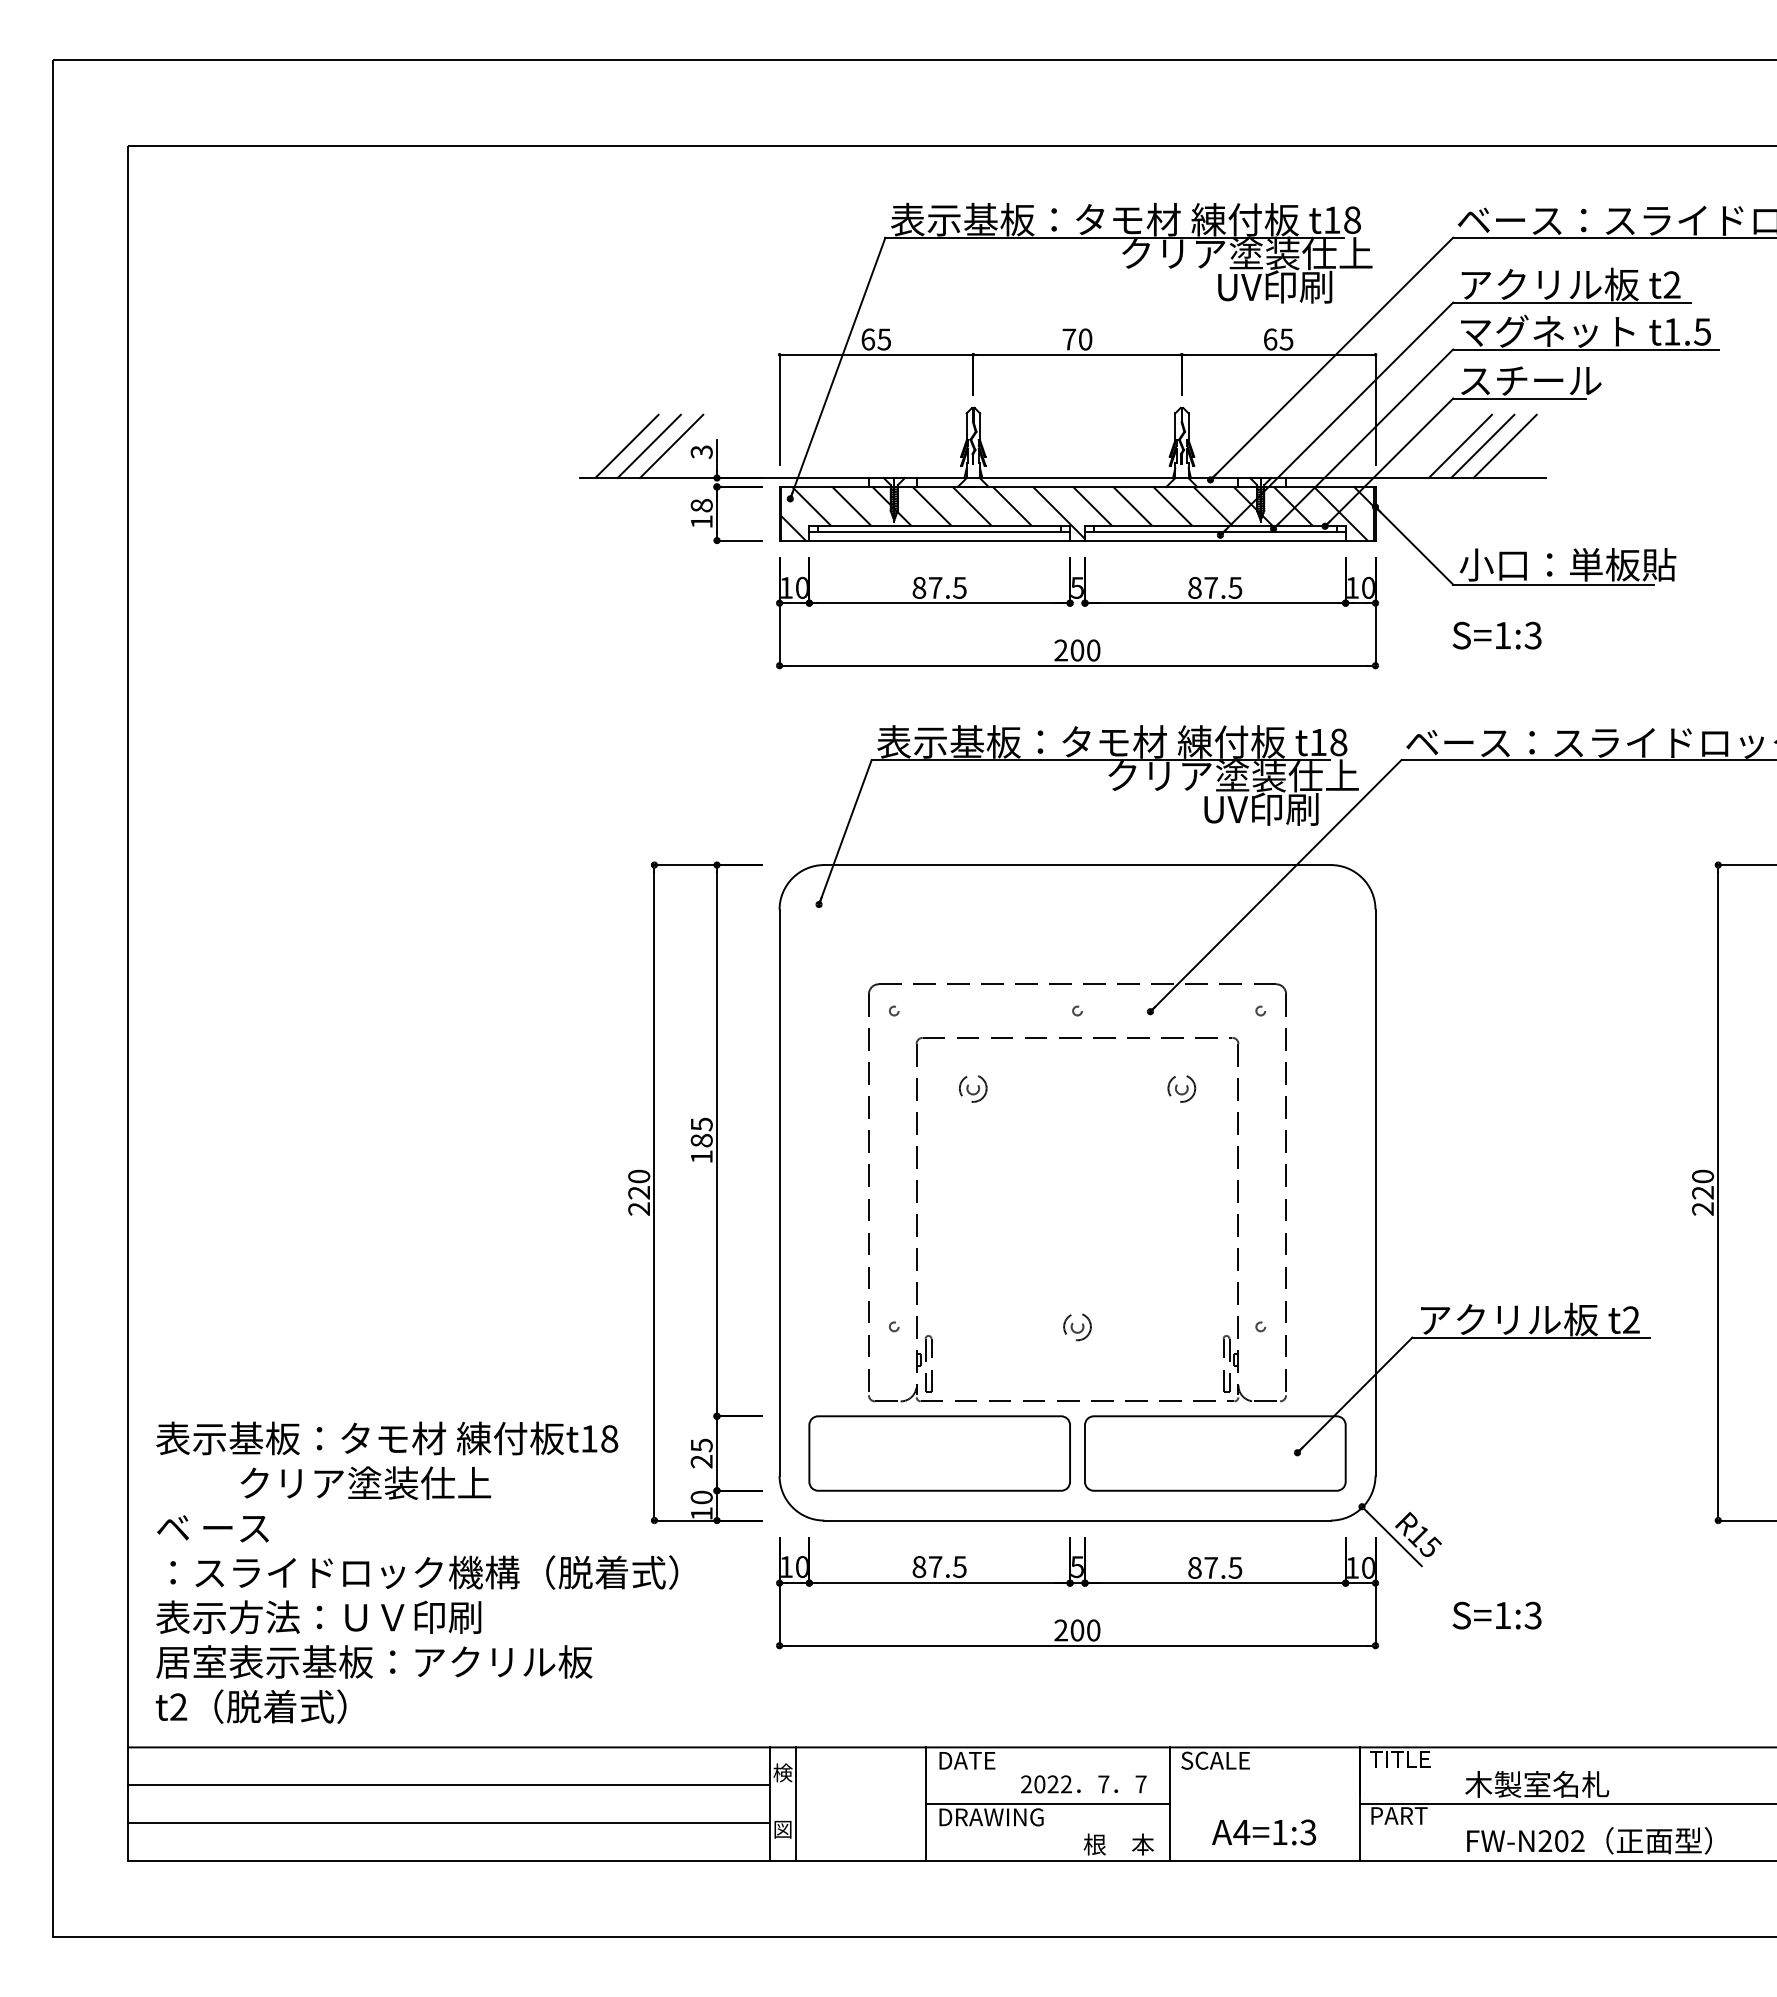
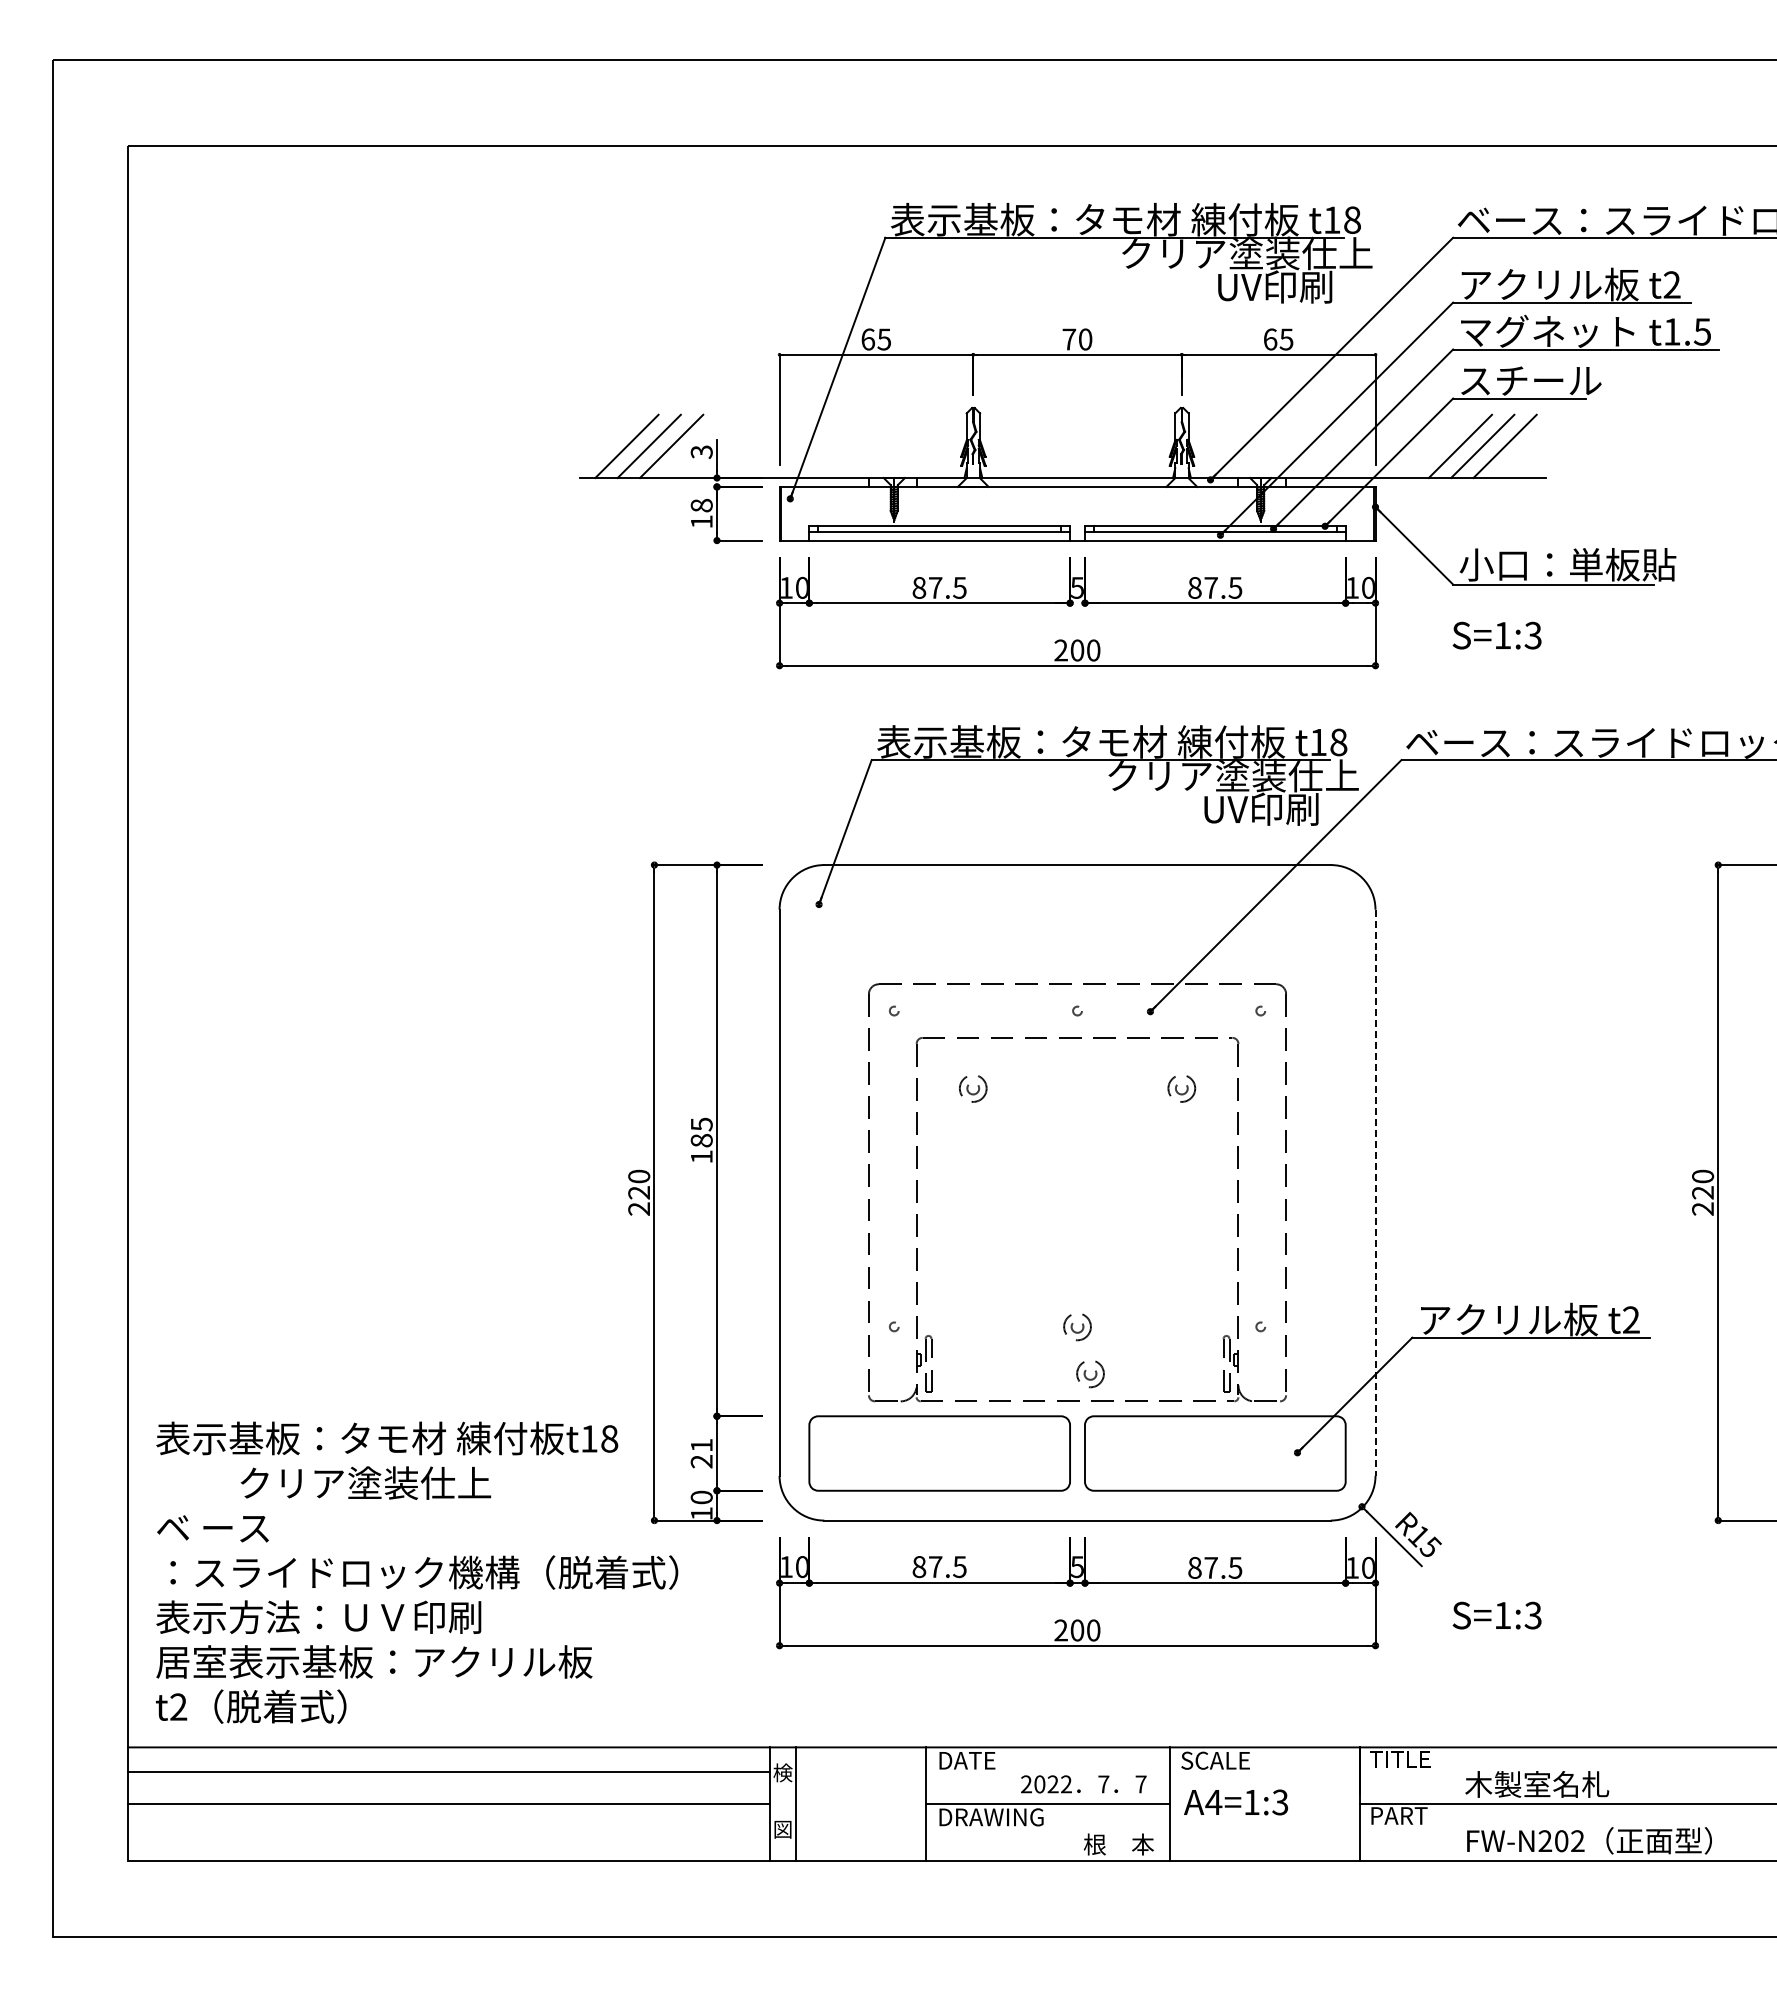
hatch: present -> none (1077, 513)
line: solid -> dashed (1375, 1193)
part: none -> present (1090, 1374)
text: 25 -> 21 (701, 1445)
line position: (448, 1785) -> (448, 1772) (448, 1772)
line position: (448, 1822) -> (448, 1803) (448, 1803)
text position: (1264, 1832) -> (1236, 1802) (1236, 1802)
